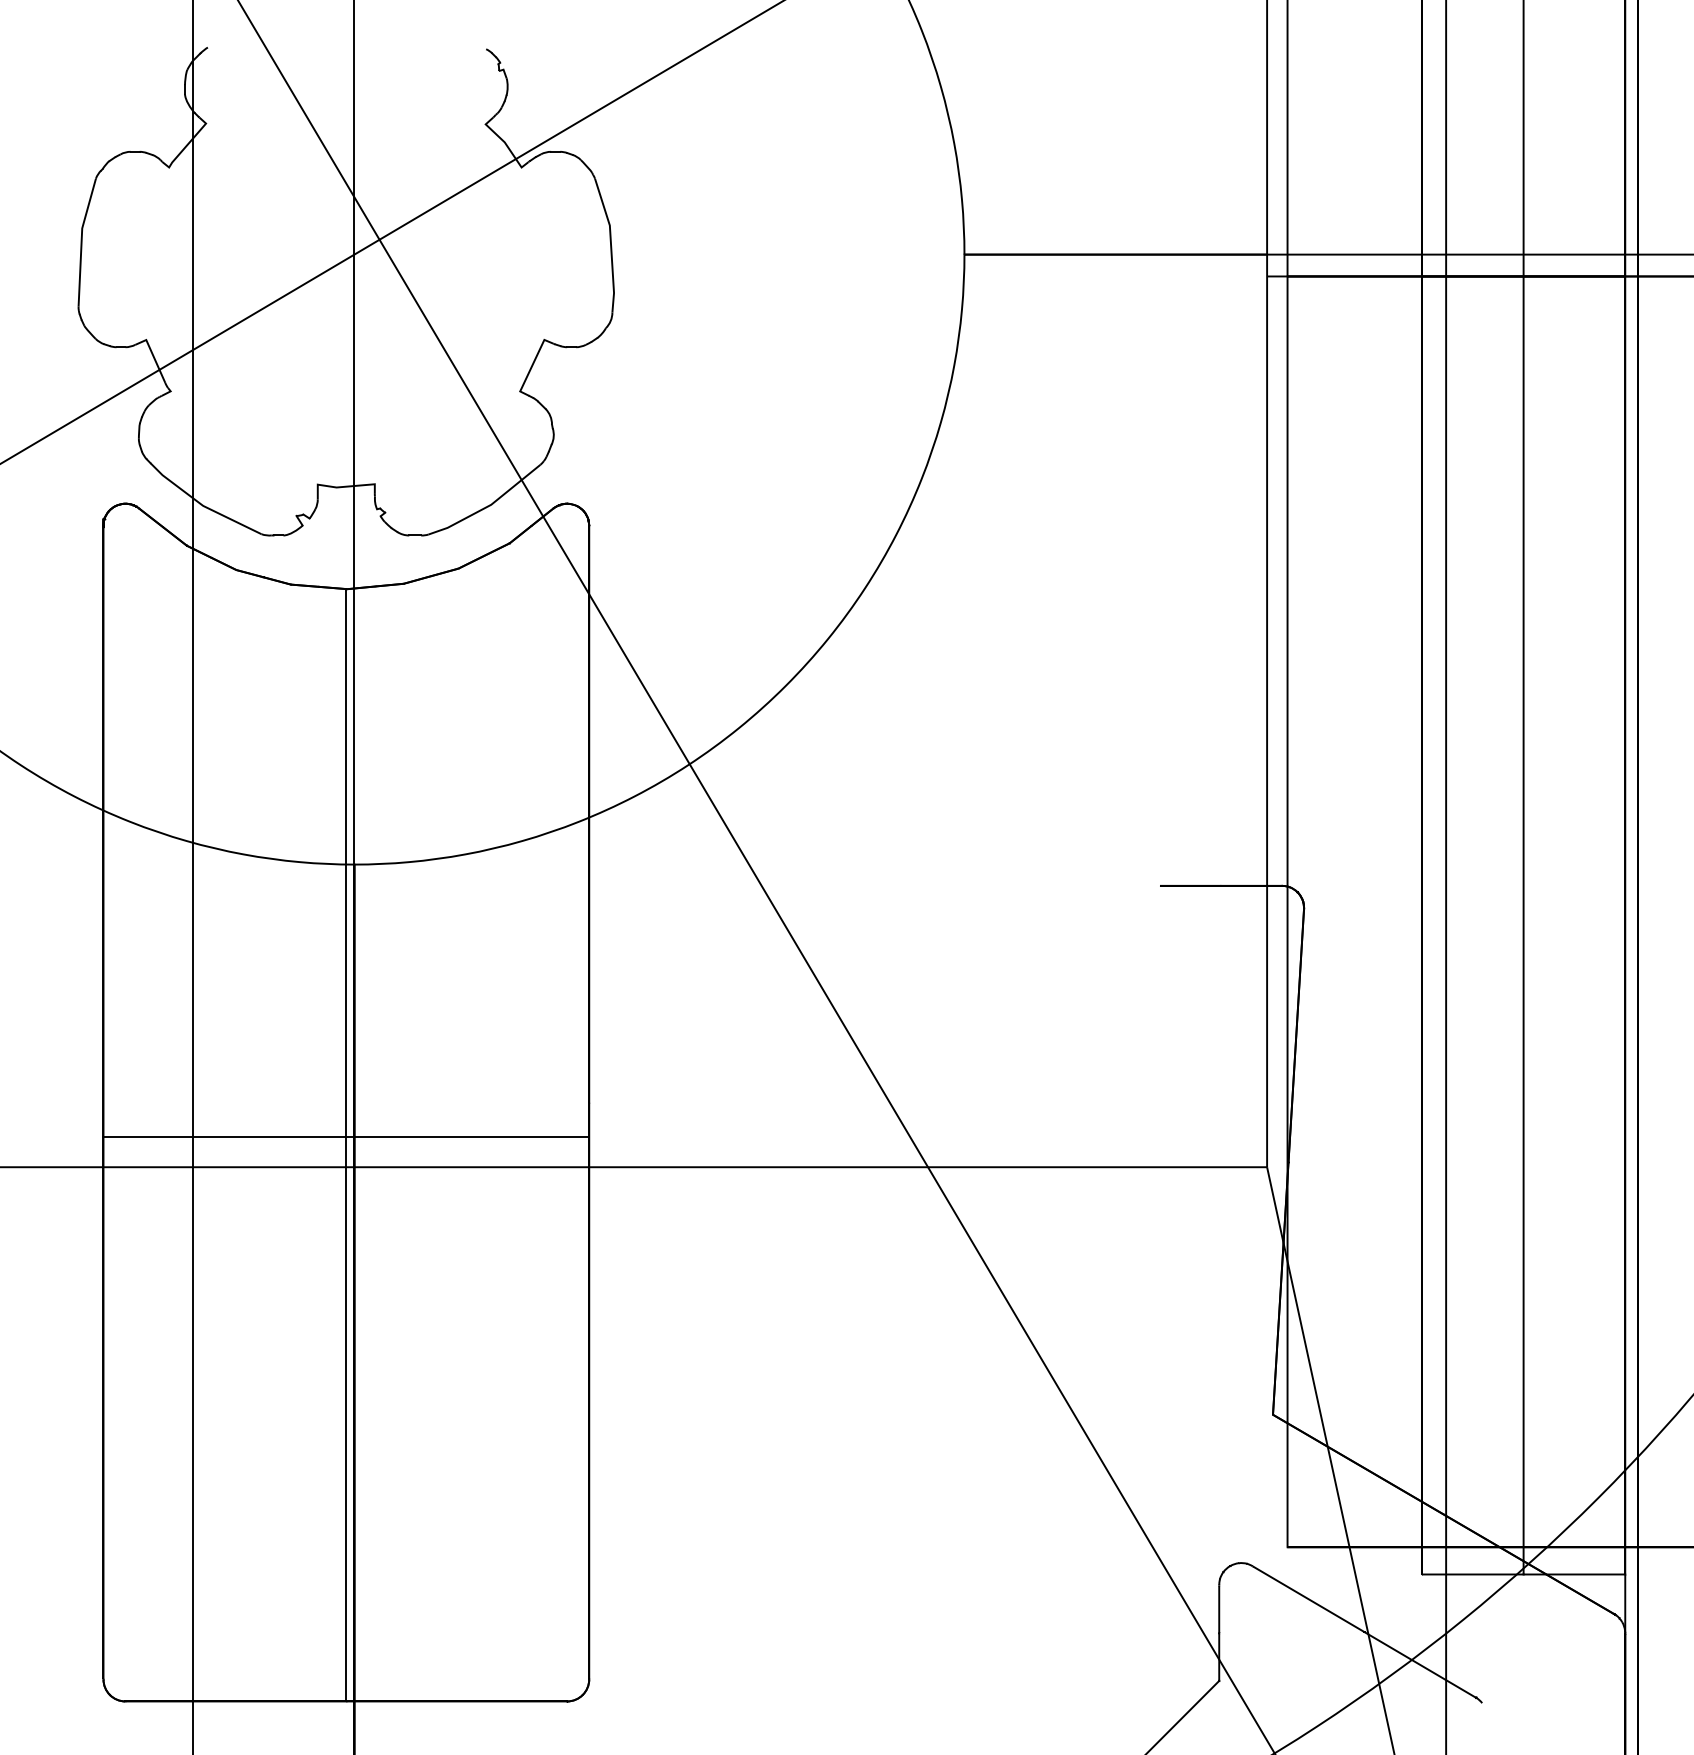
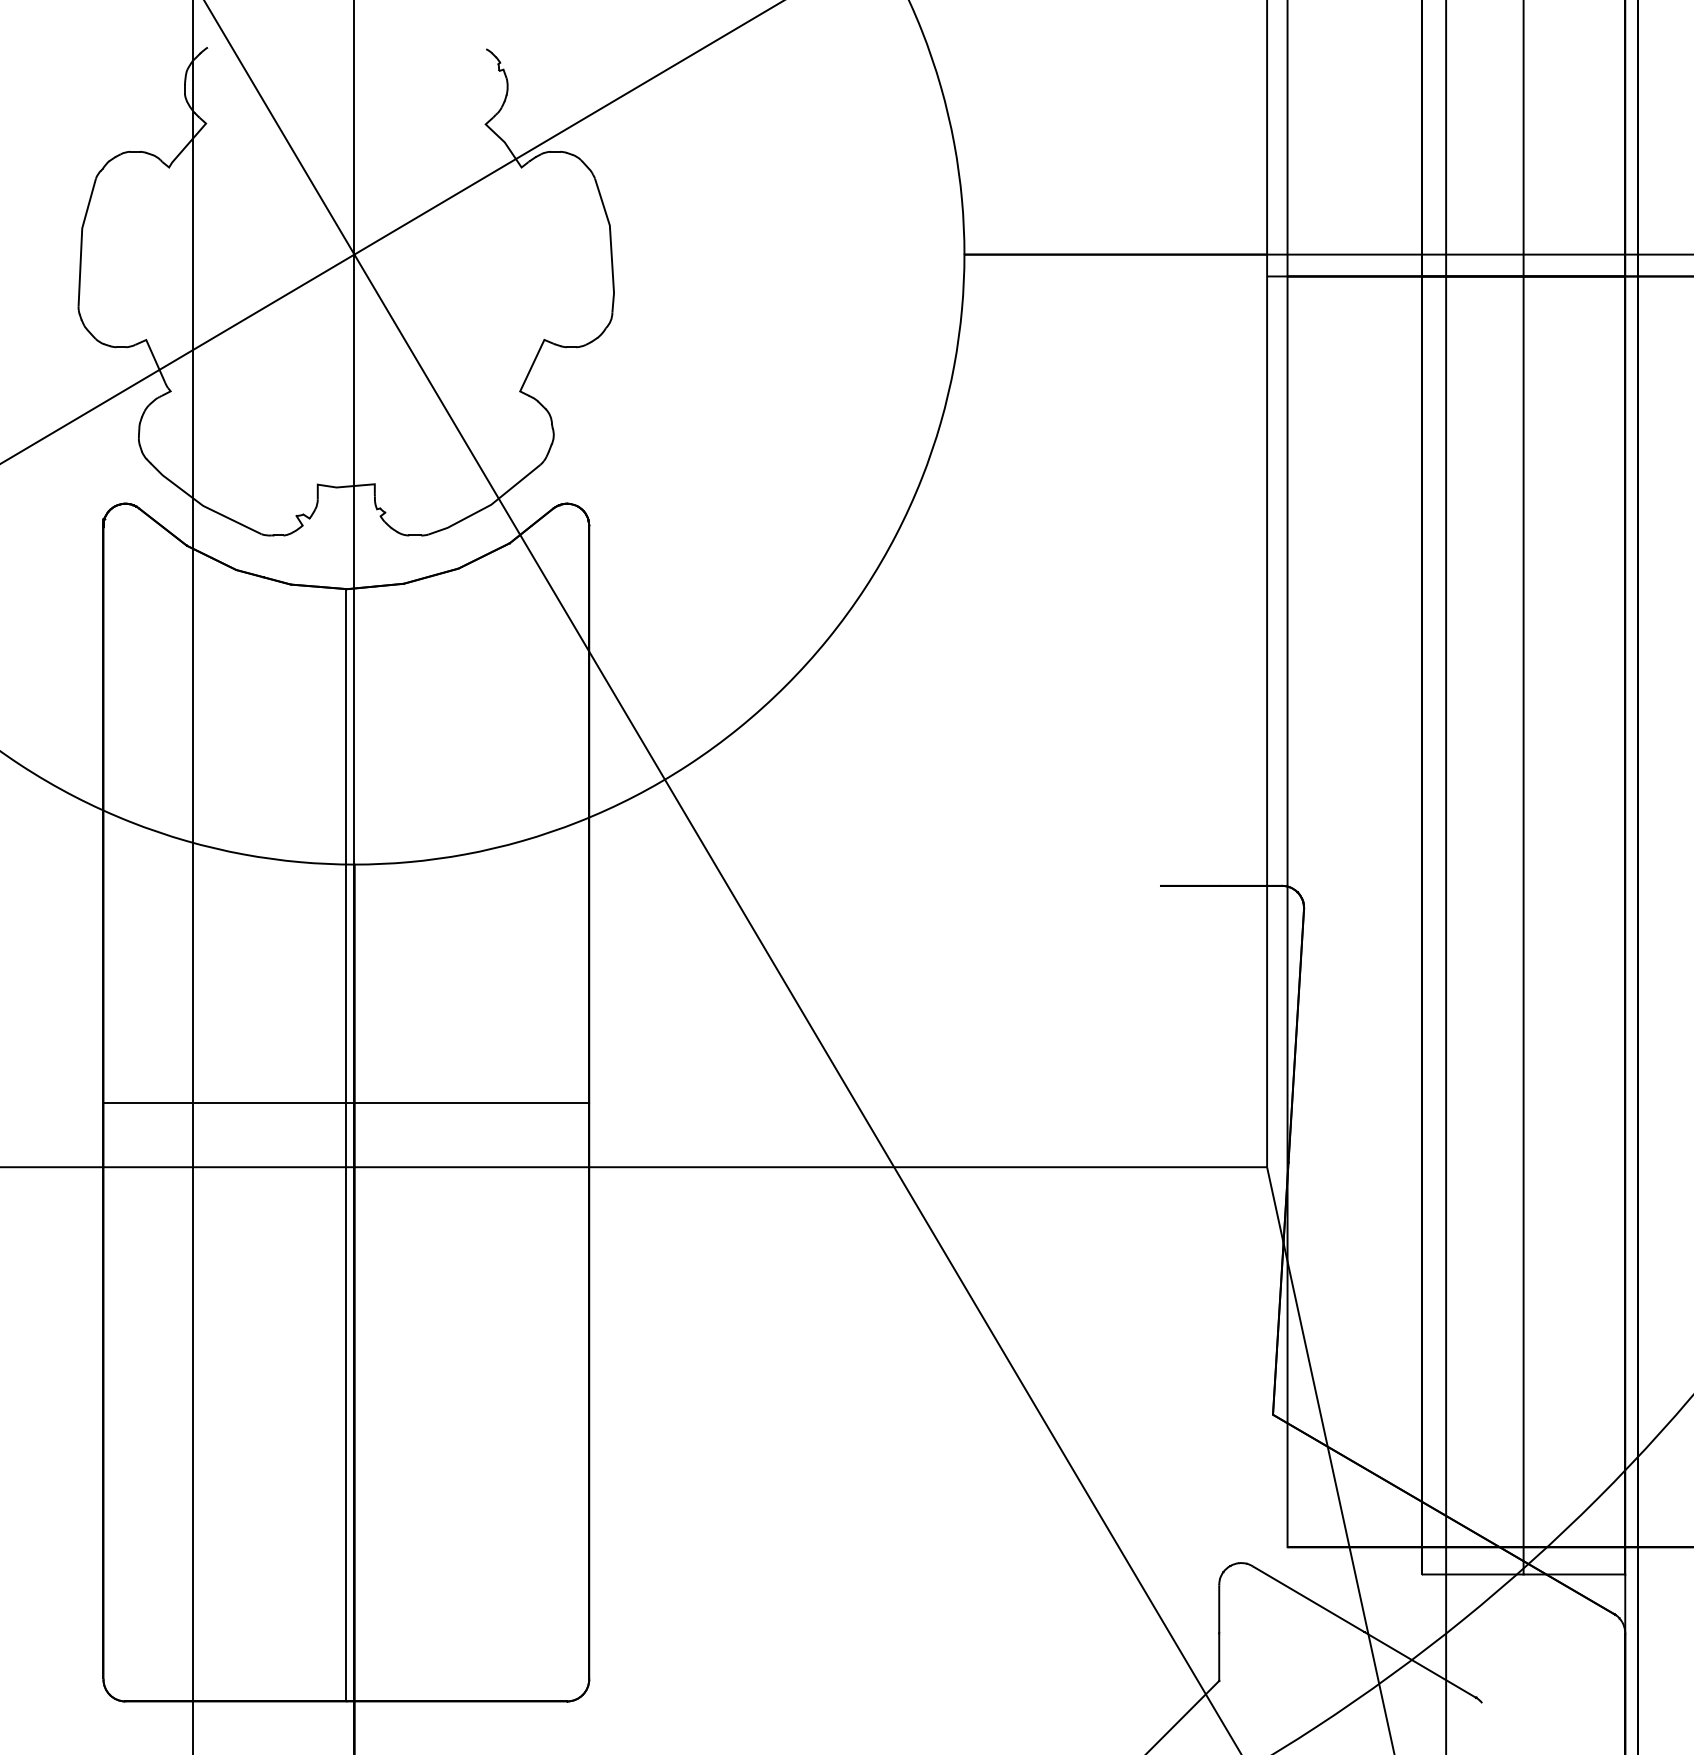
line position: (756, 876) -> (722, 876) (722, 876)
line position: (346, 1136) -> (346, 1102) (346, 1102)
